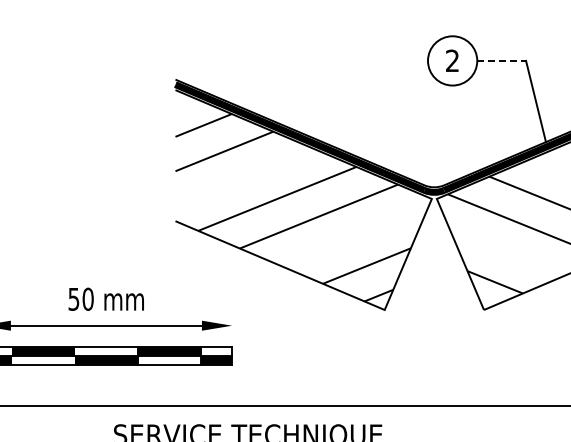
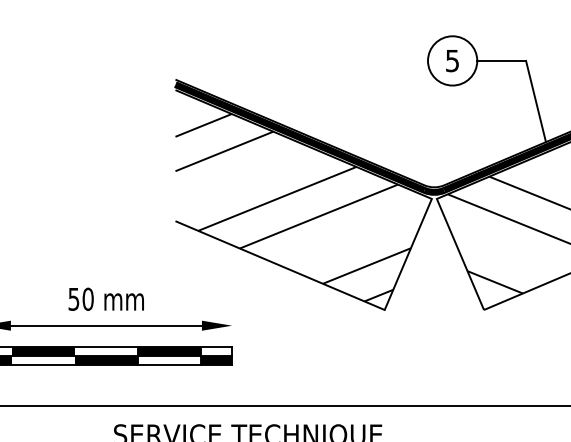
text: 2 -> 5 (452, 60)
line: dashed -> solid (502, 60)
